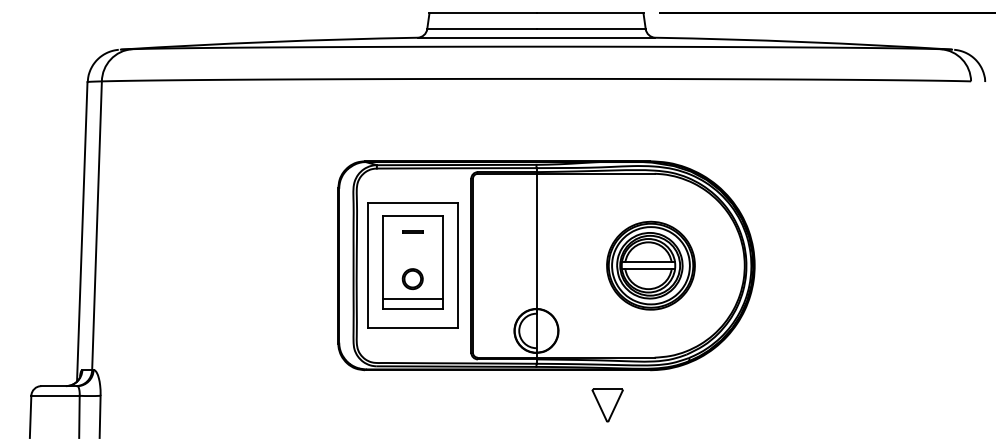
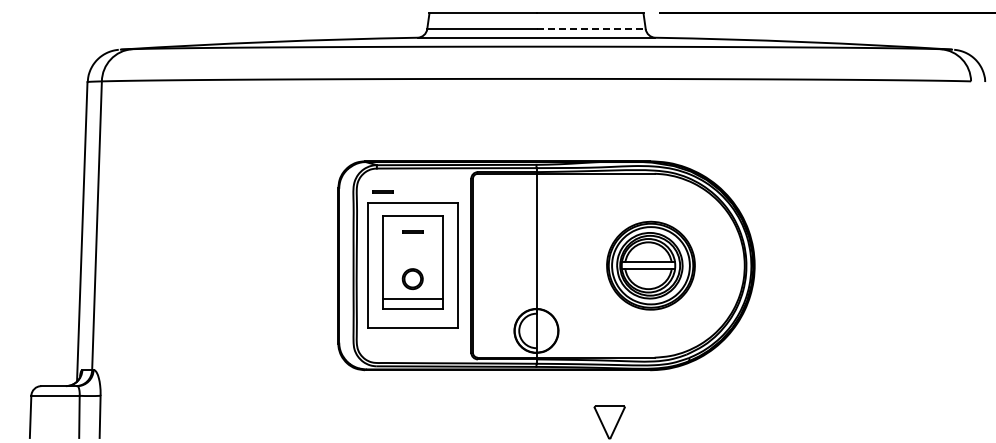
line: solid -> dashed (591, 29)
line: none -> present (382, 191)
part position: (607, 405) -> (609, 422) (609, 422)
